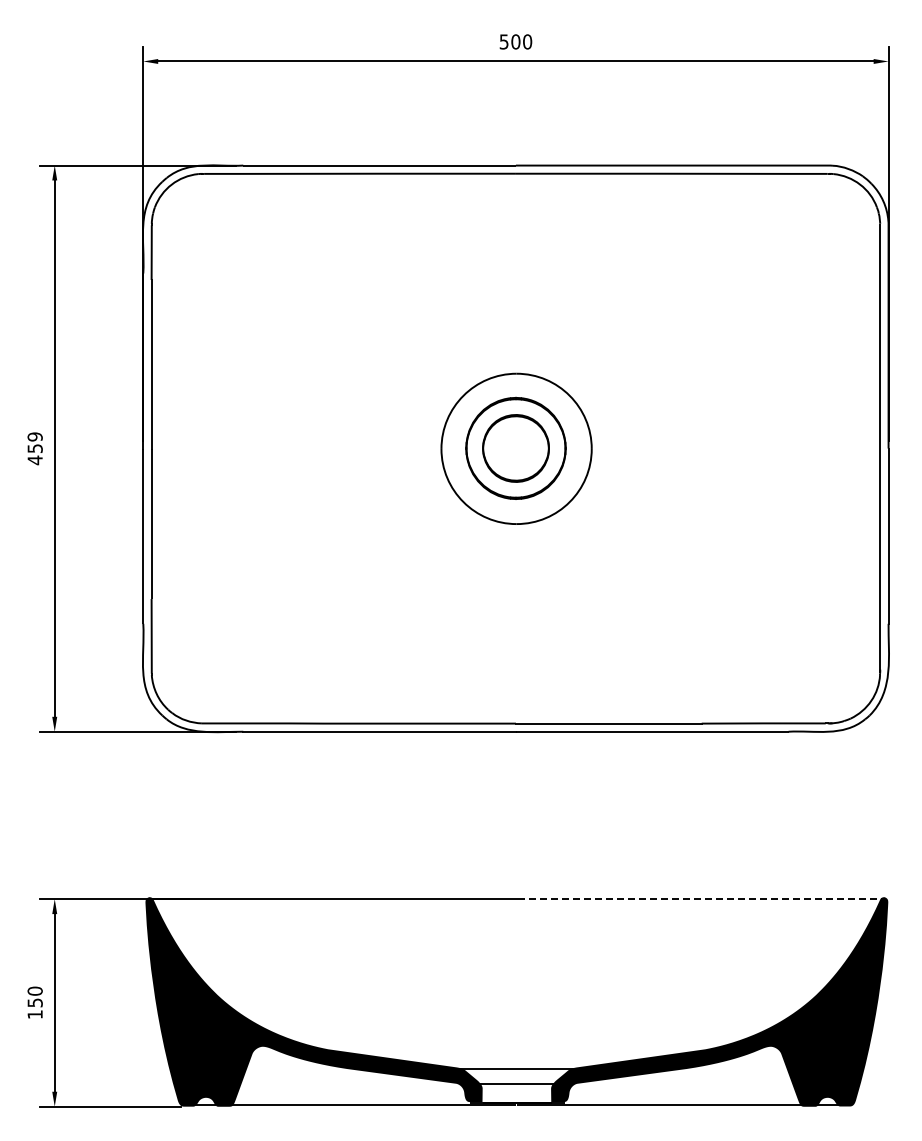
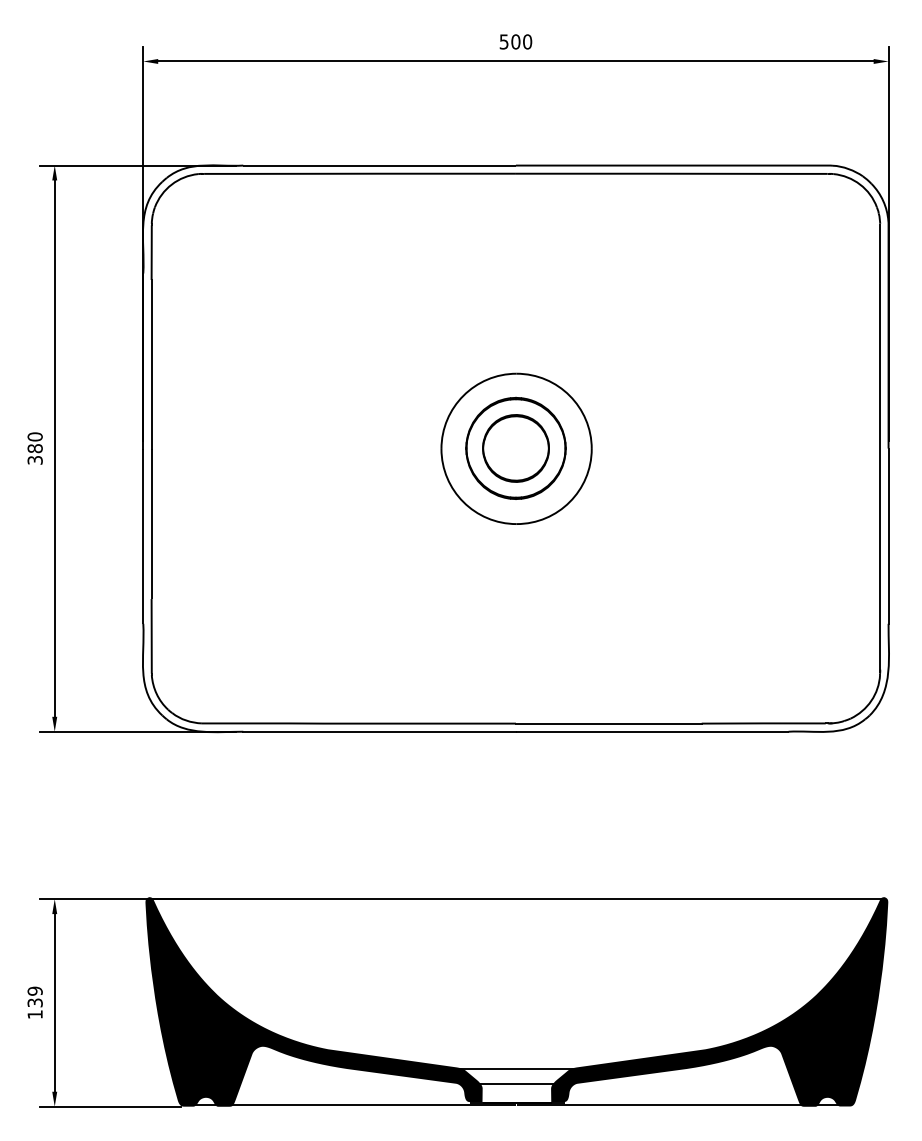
text: 459 -> 380 (34, 448)
line: dashed -> solid (702, 899)
text: 150 -> 139 (34, 996)
